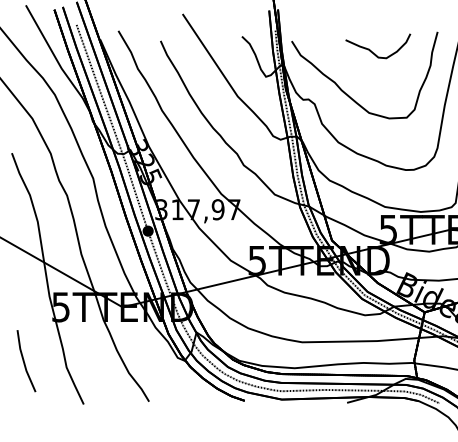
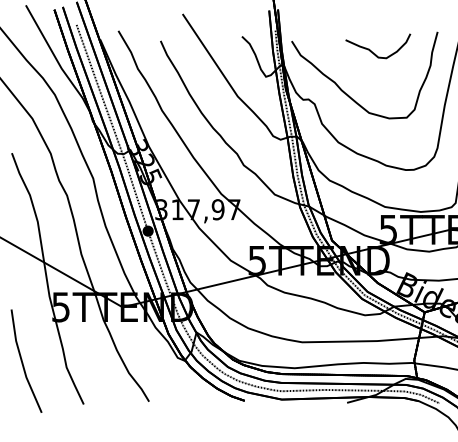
part size: 21x63 px -> 33x104 px (26, 360)
